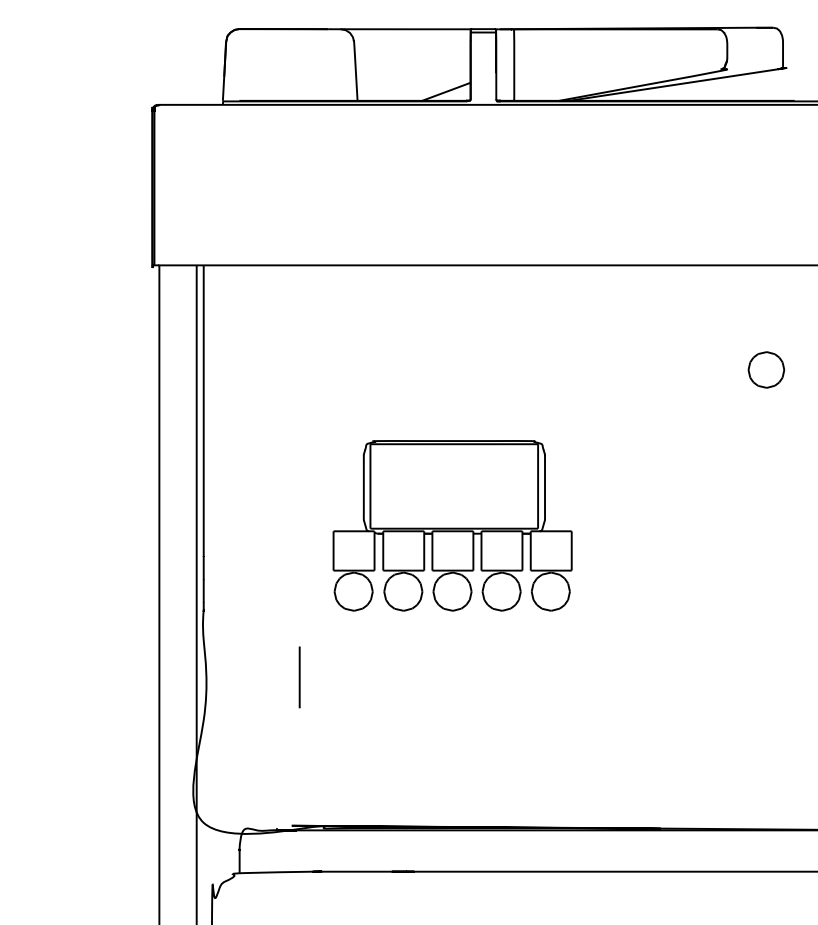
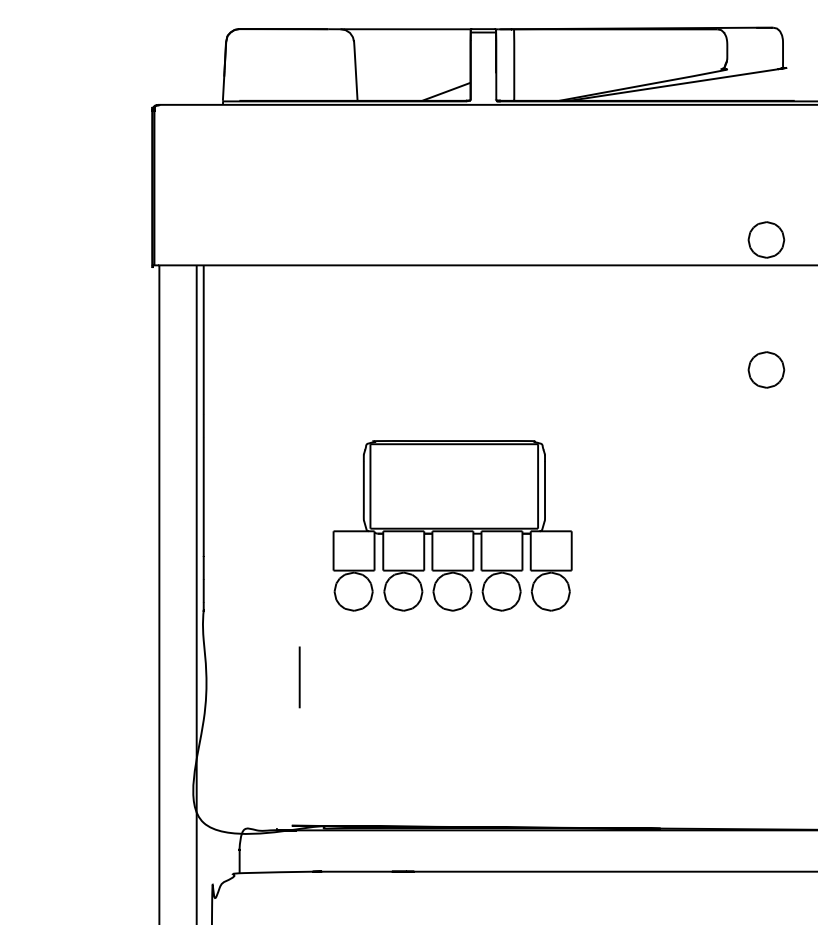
part: none -> present (766, 239)
